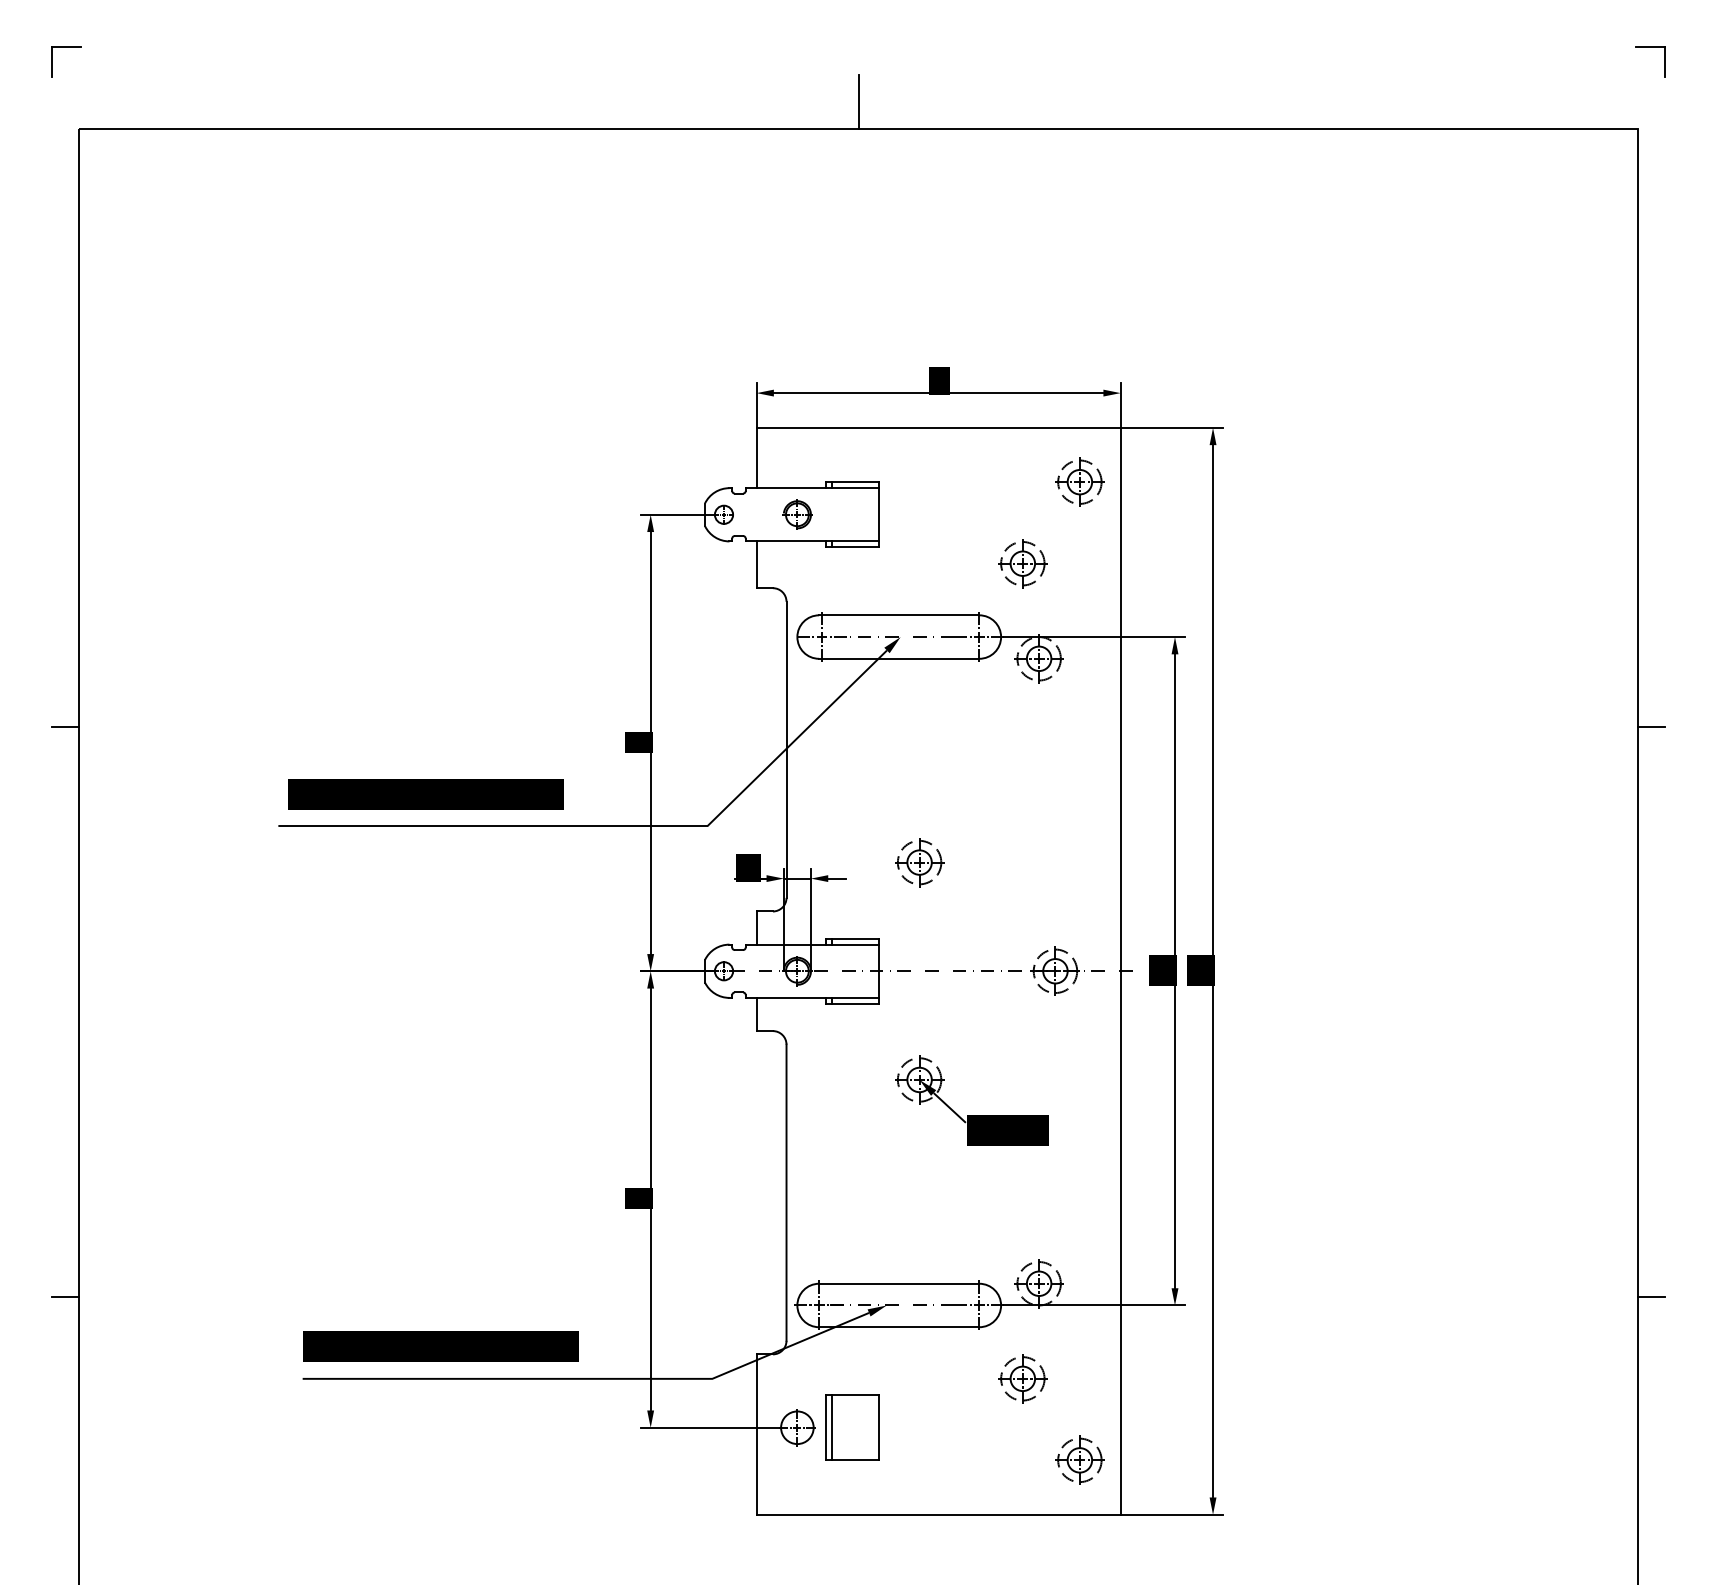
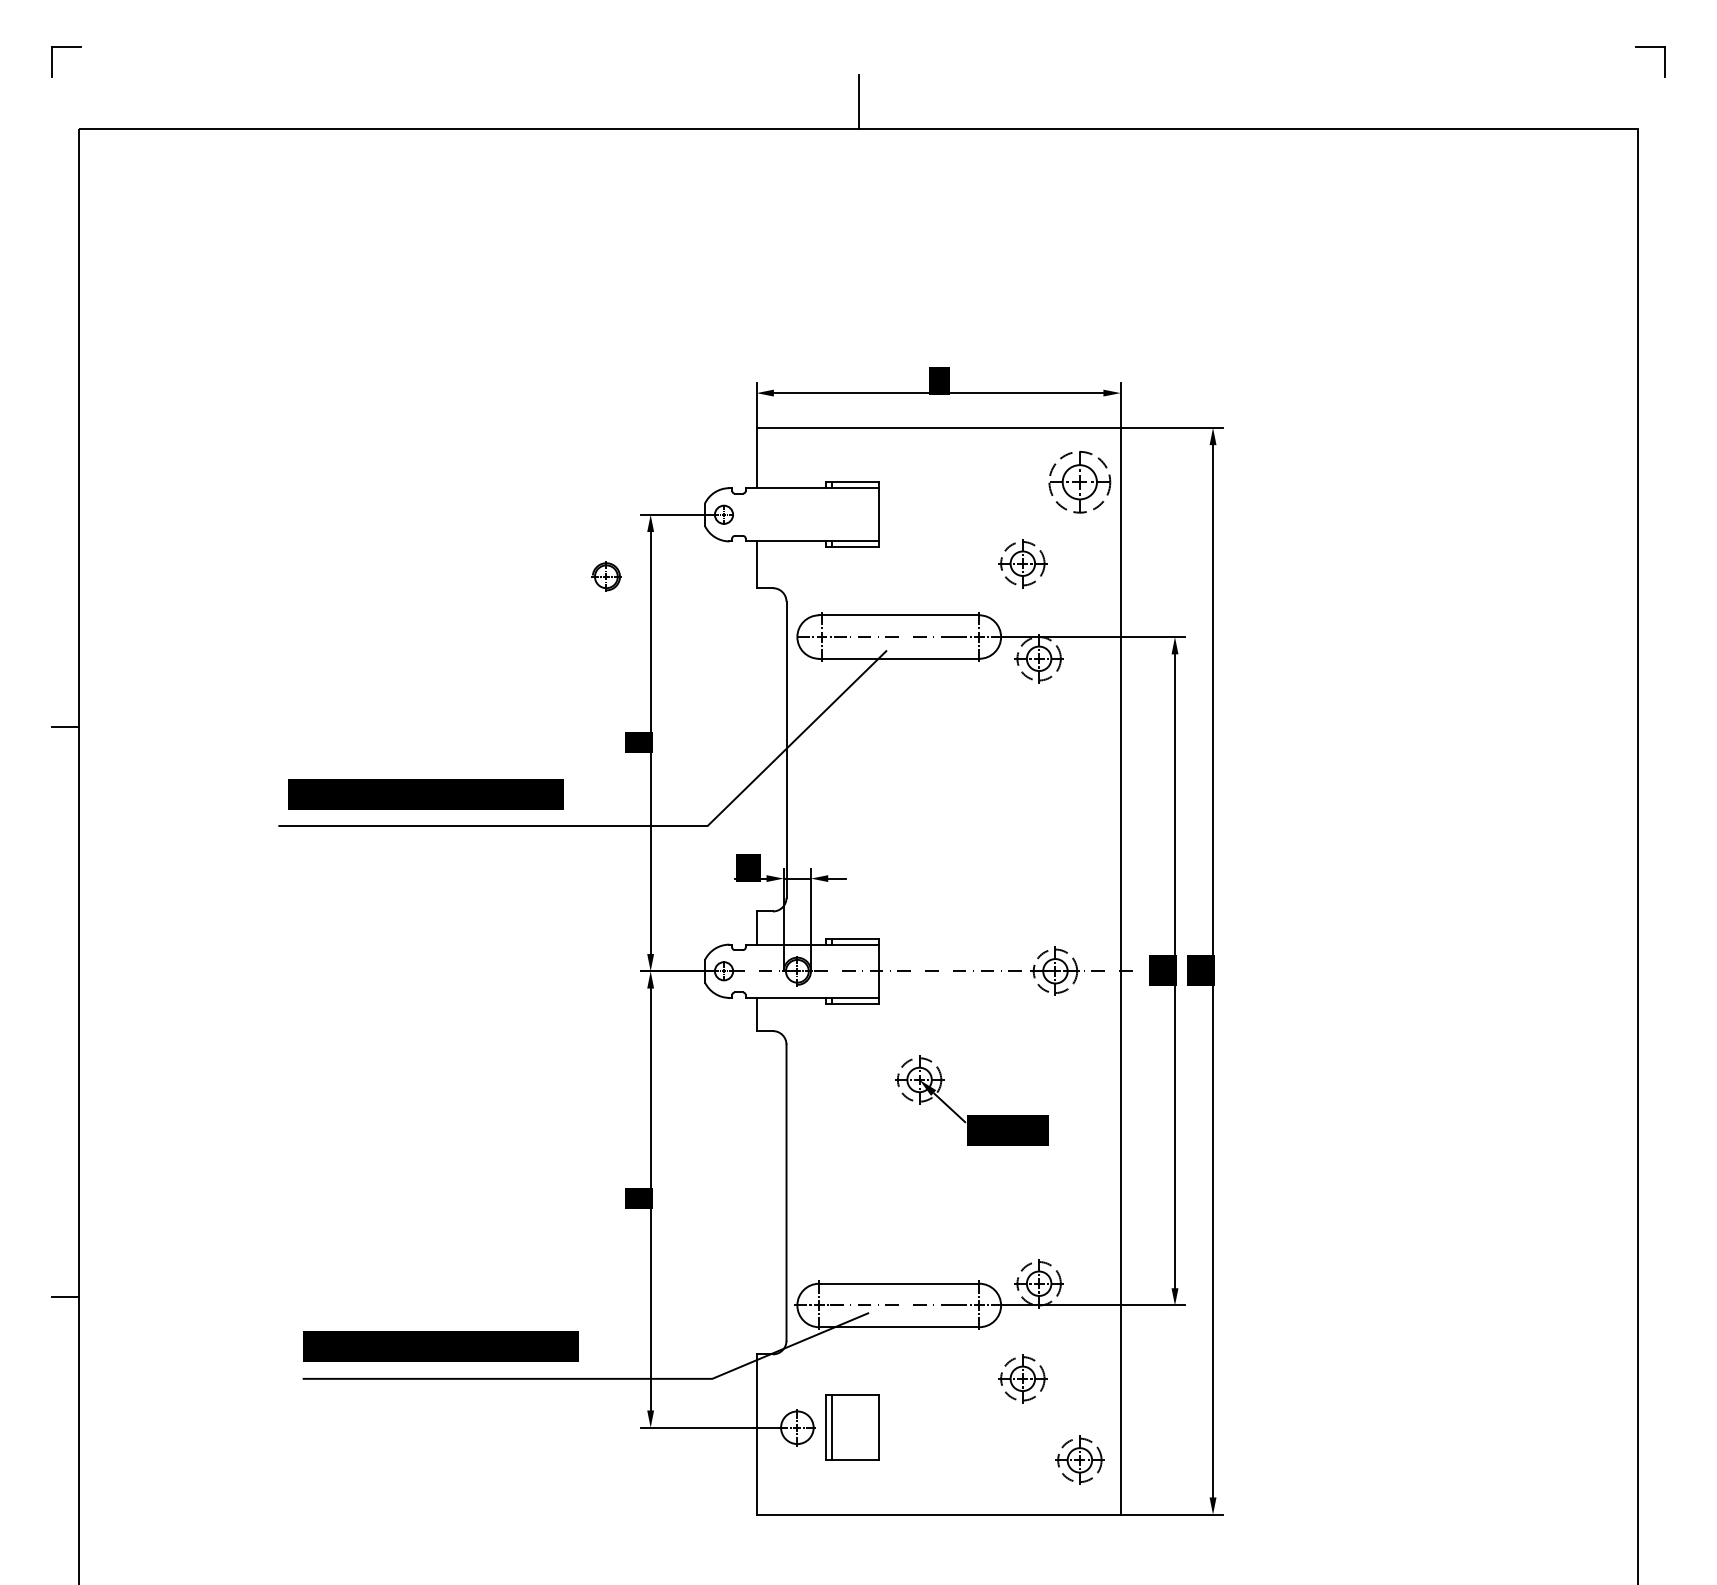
part size: 50x50 px -> 64x63 px (1079, 482)
part position: (797, 514) -> (606, 576) (606, 576)
fill: present -> none (892, 645)
line: present -> none (1651, 726)
part: present -> none (919, 862)
line: present -> none (1651, 1297)
fill: present -> none (876, 1310)
